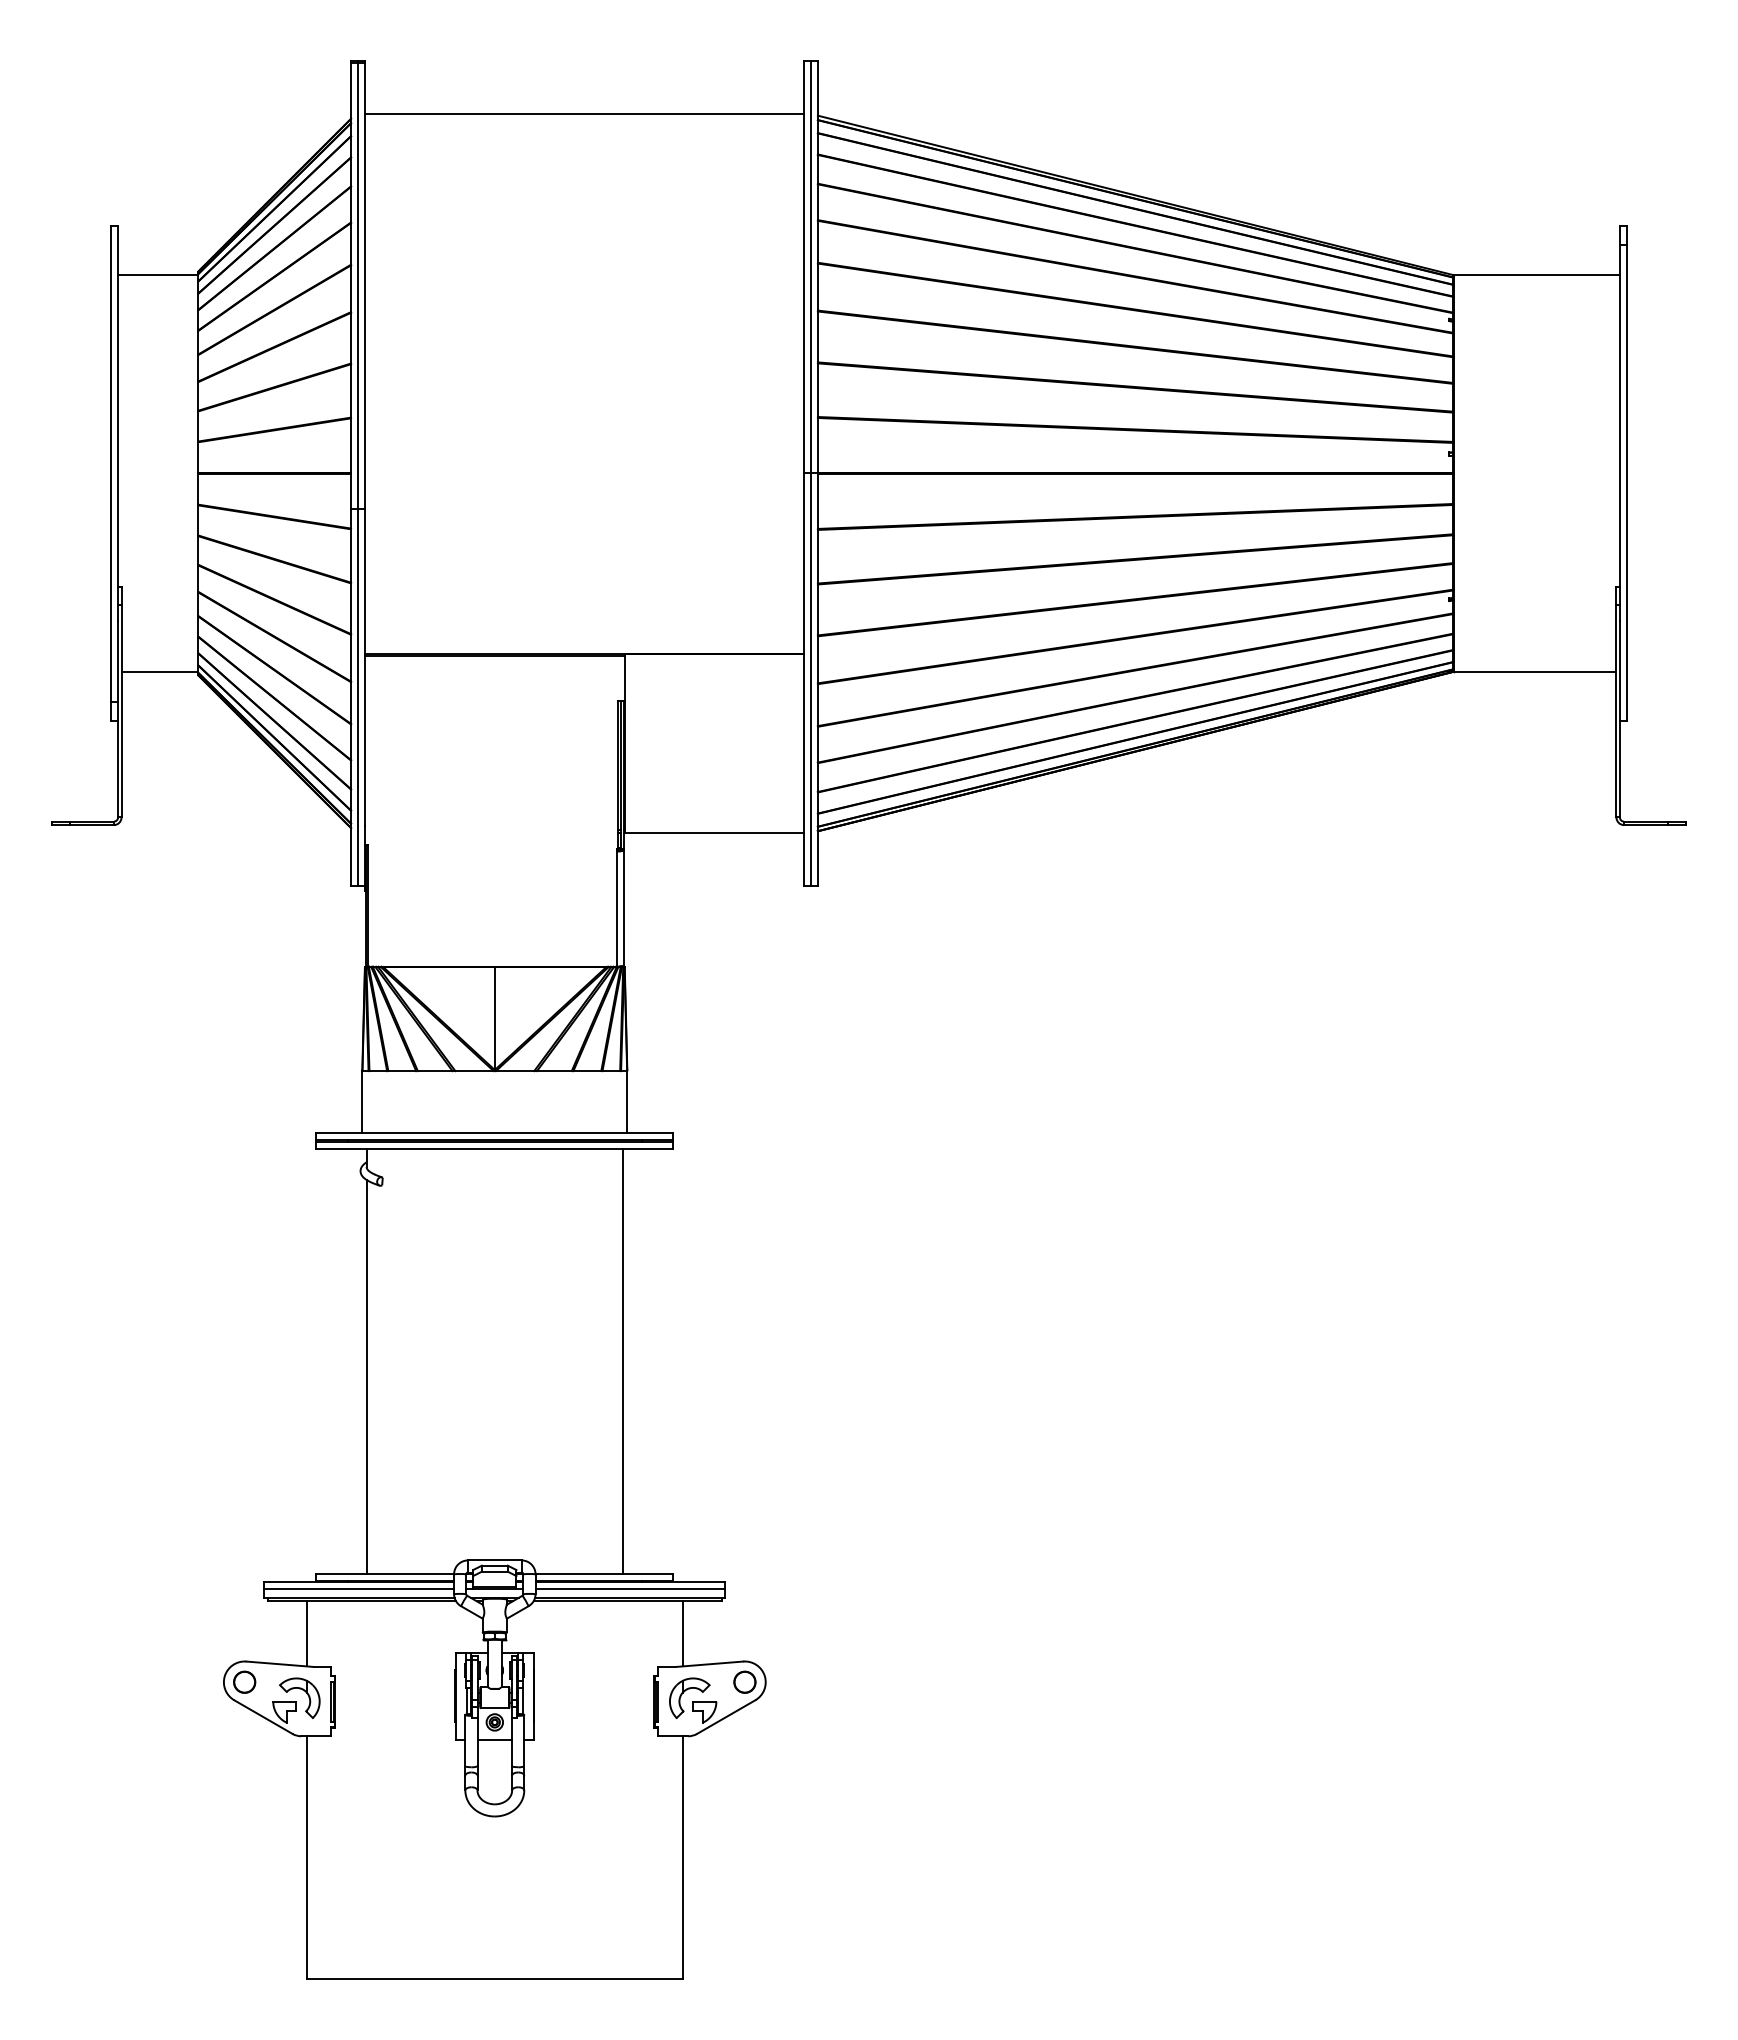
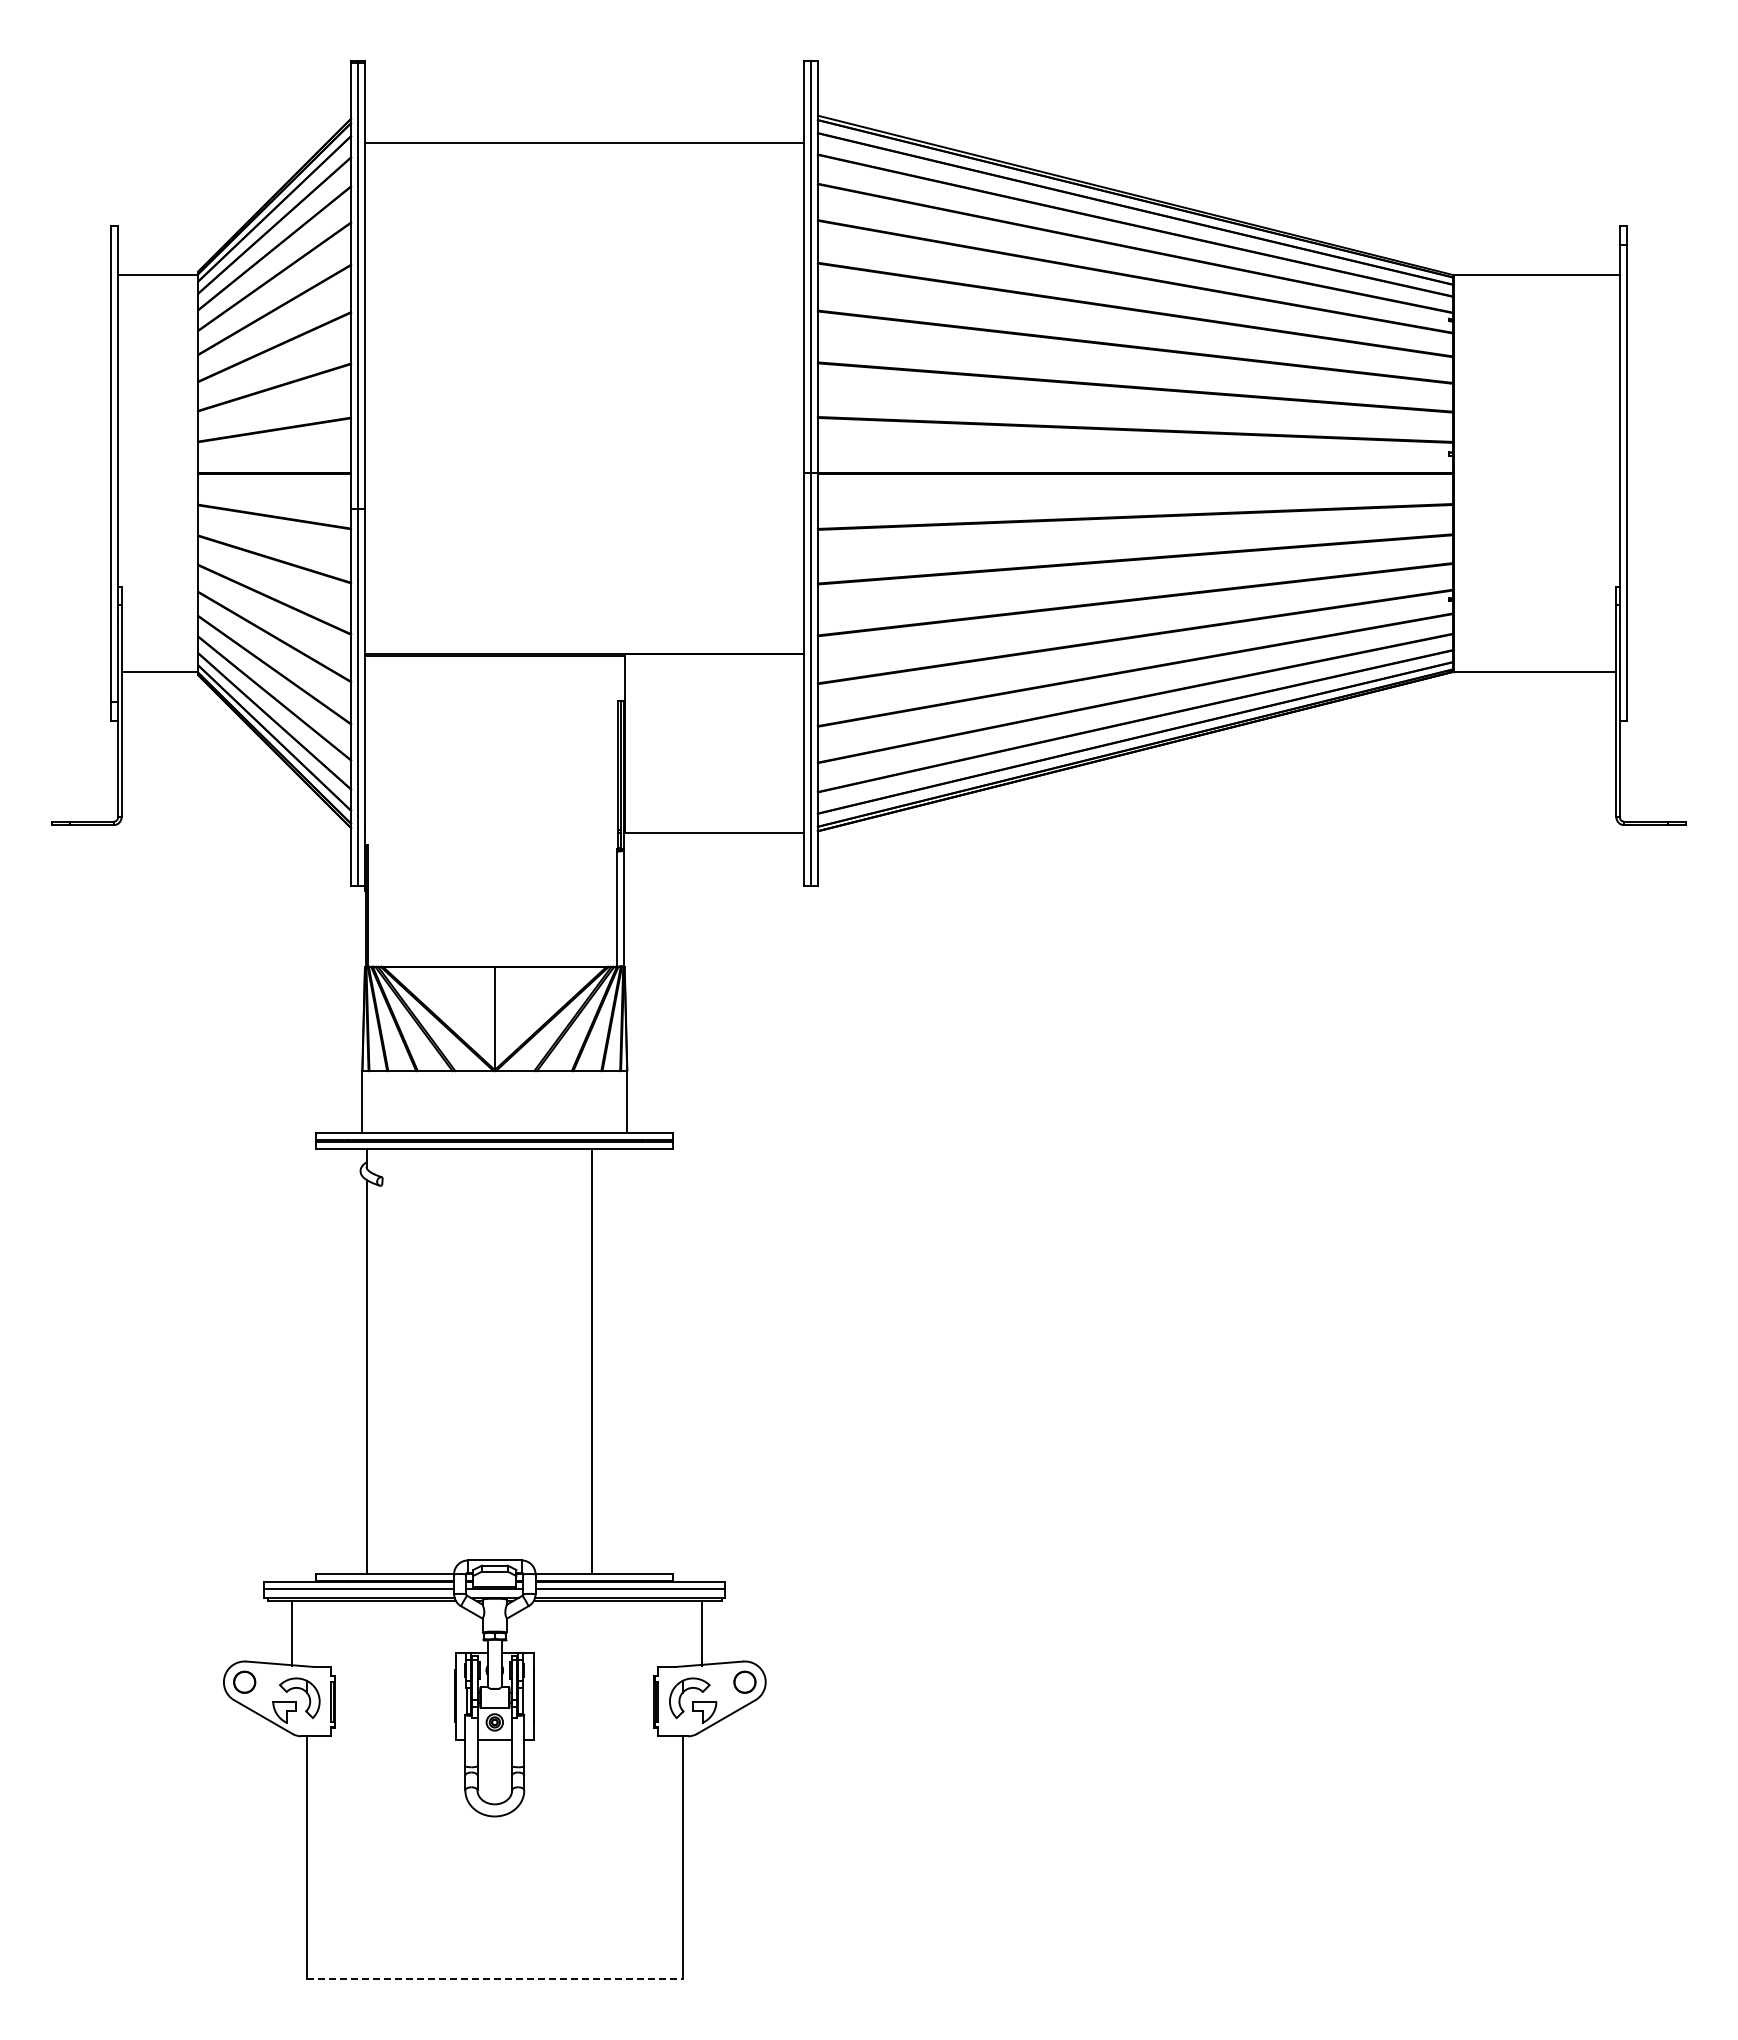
line position: (584, 114) -> (584, 143) (584, 143)
line position: (623, 1360) -> (592, 1360) (592, 1360)
line position: (306, 1633) -> (291, 1633) (291, 1633)
line position: (682, 1633) -> (701, 1633) (701, 1633)
line: solid -> dashed (494, 1978)
